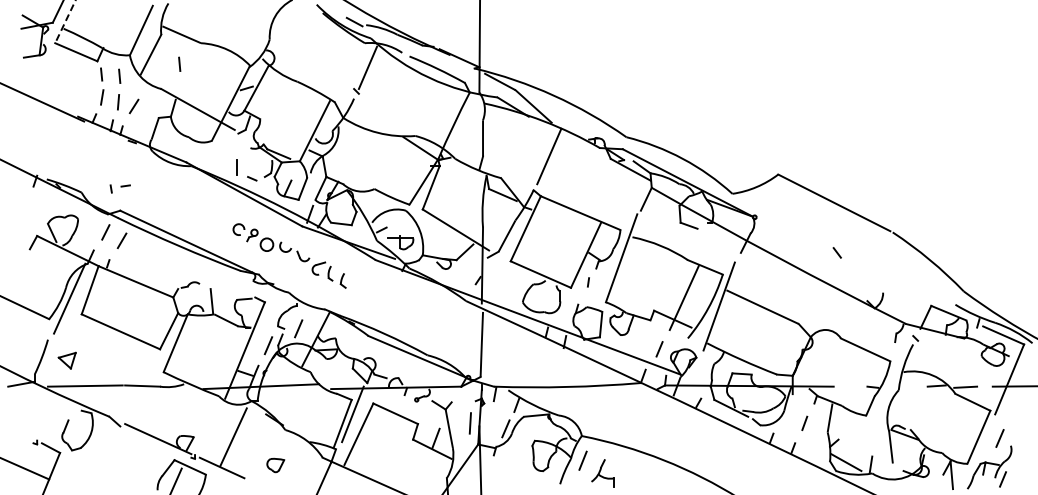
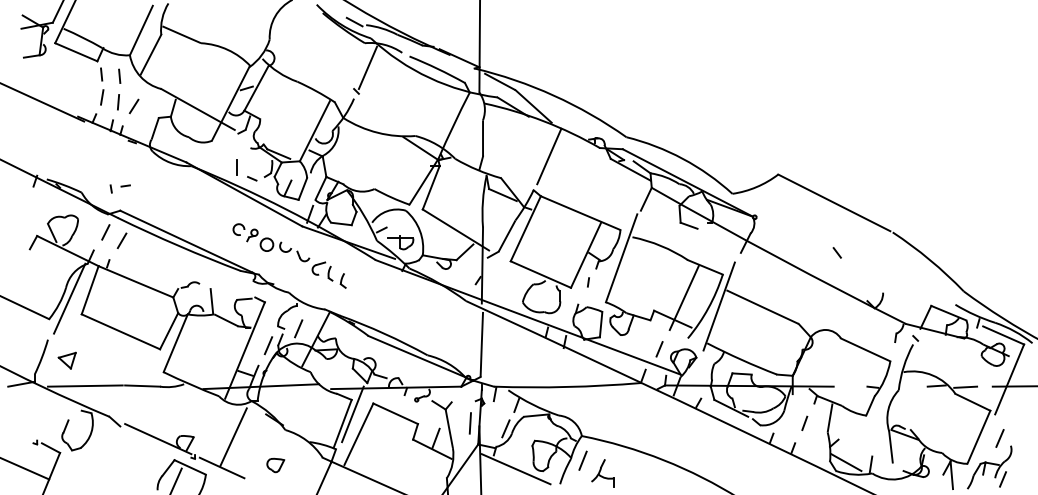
line: dashed -> solid (65, 21)
line: present -> none (179, 63)
line: none -> present (515, 469)
